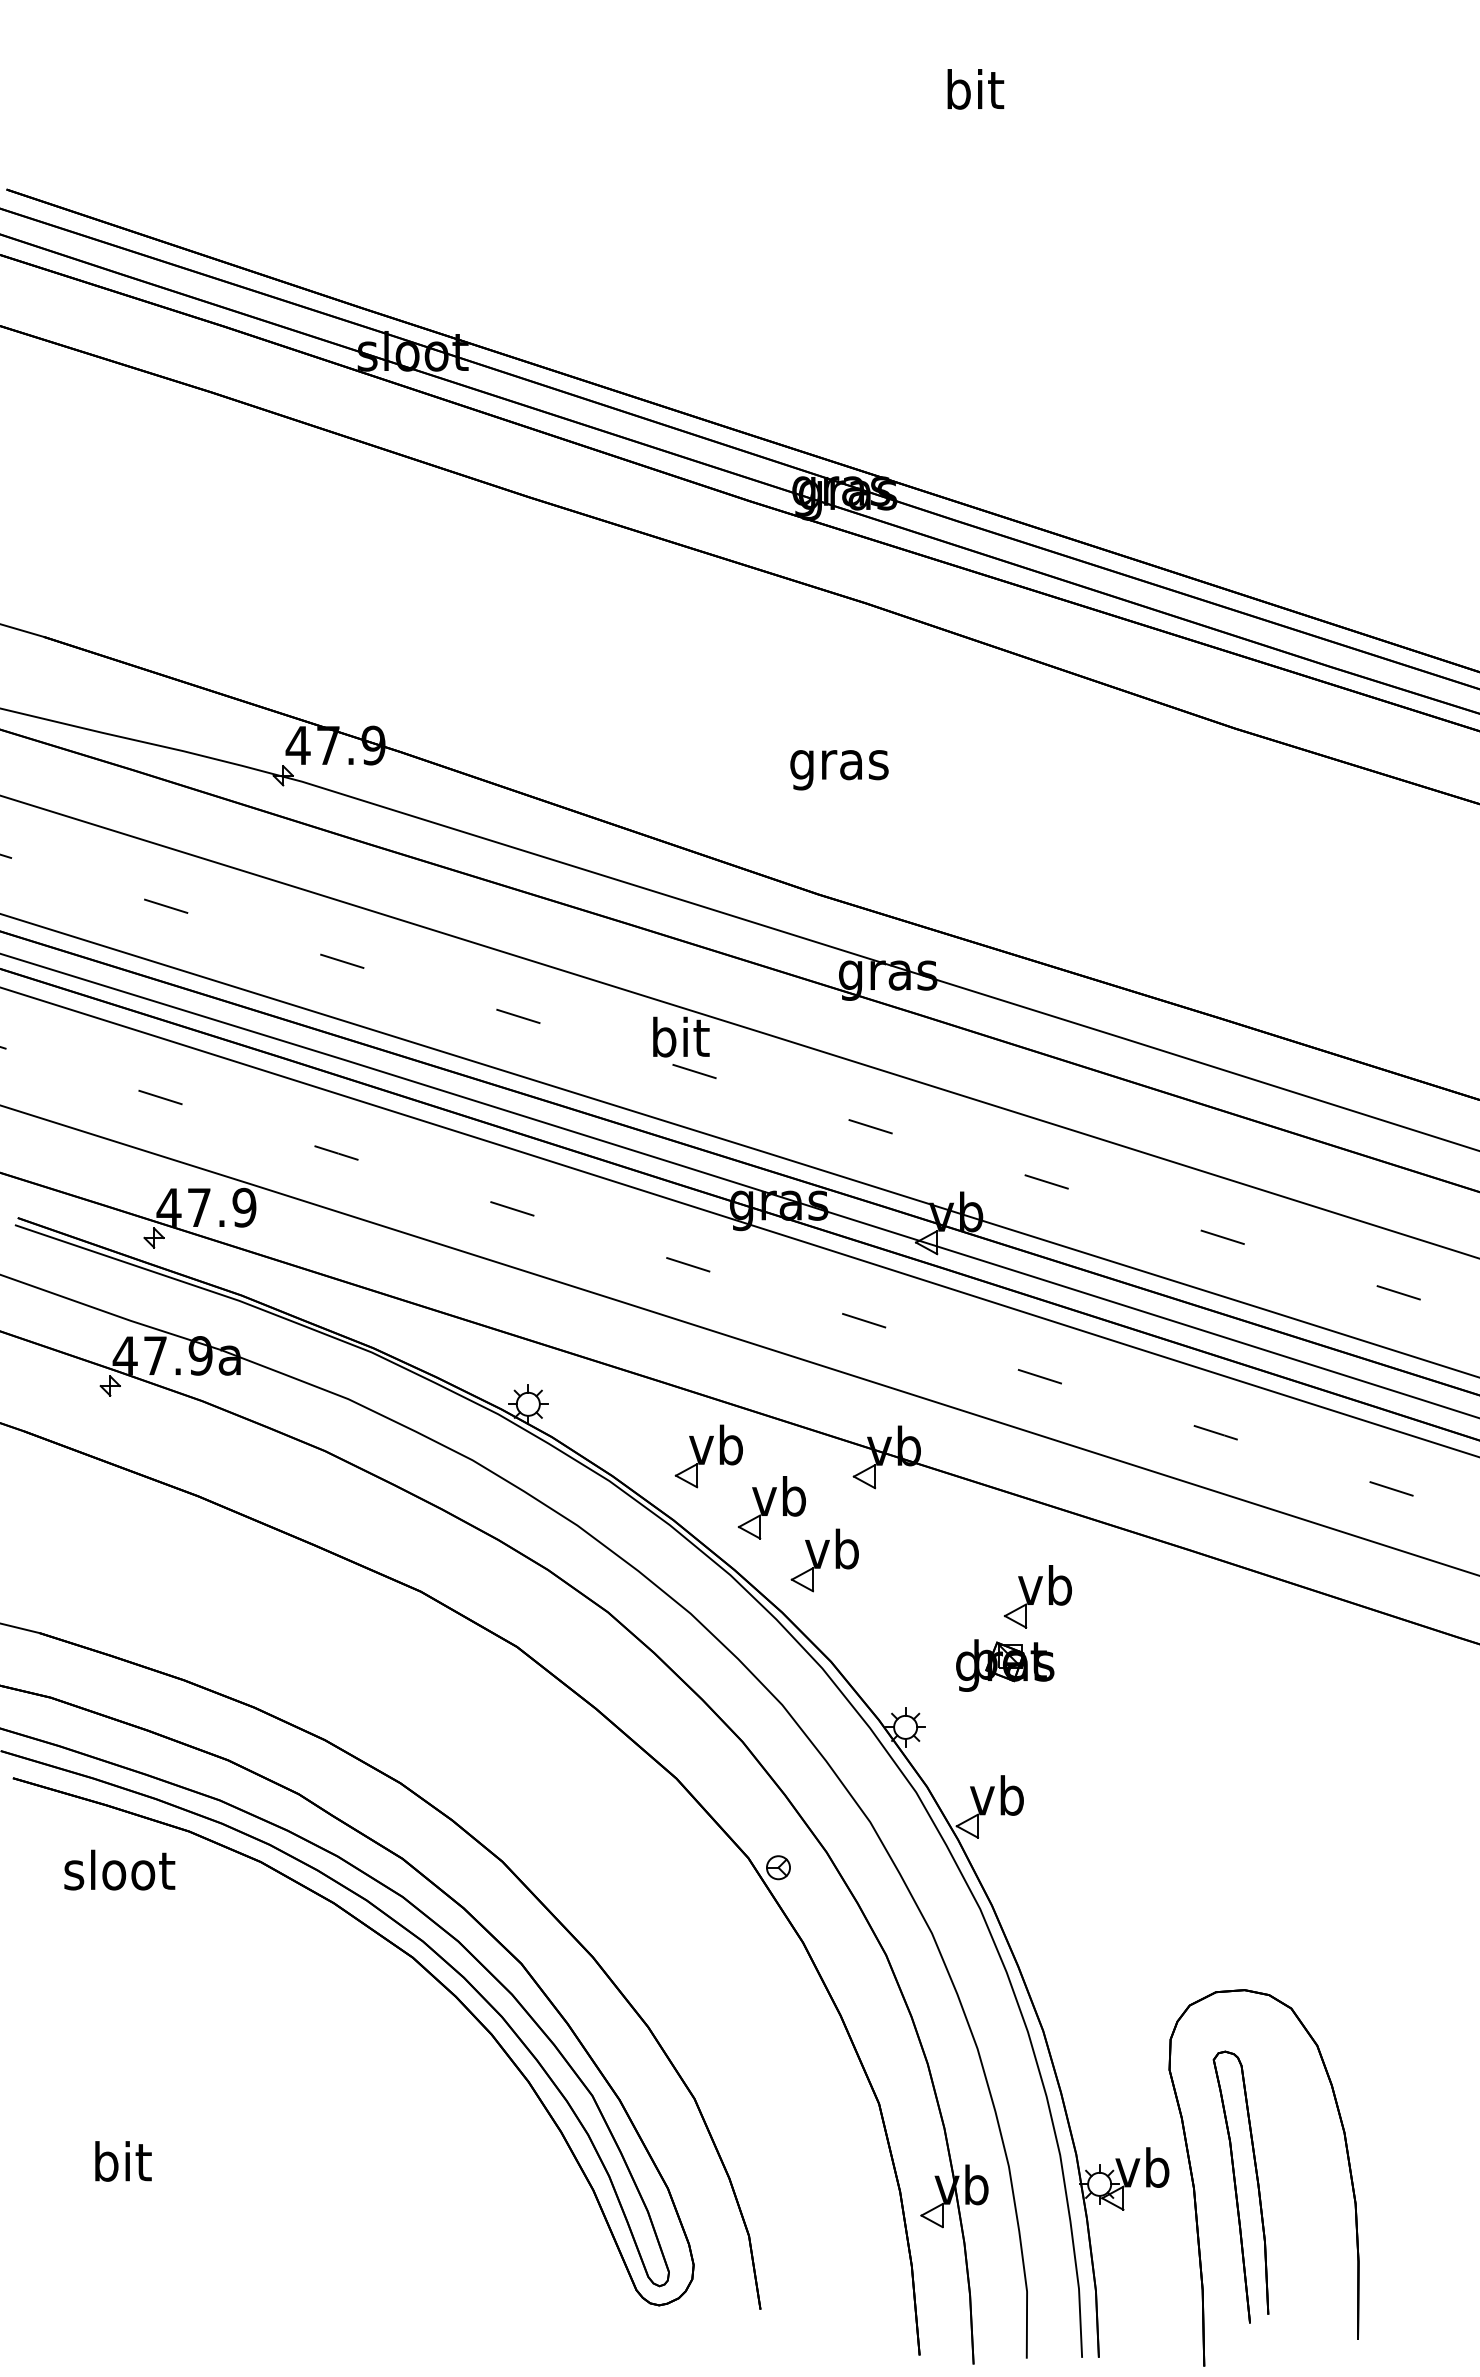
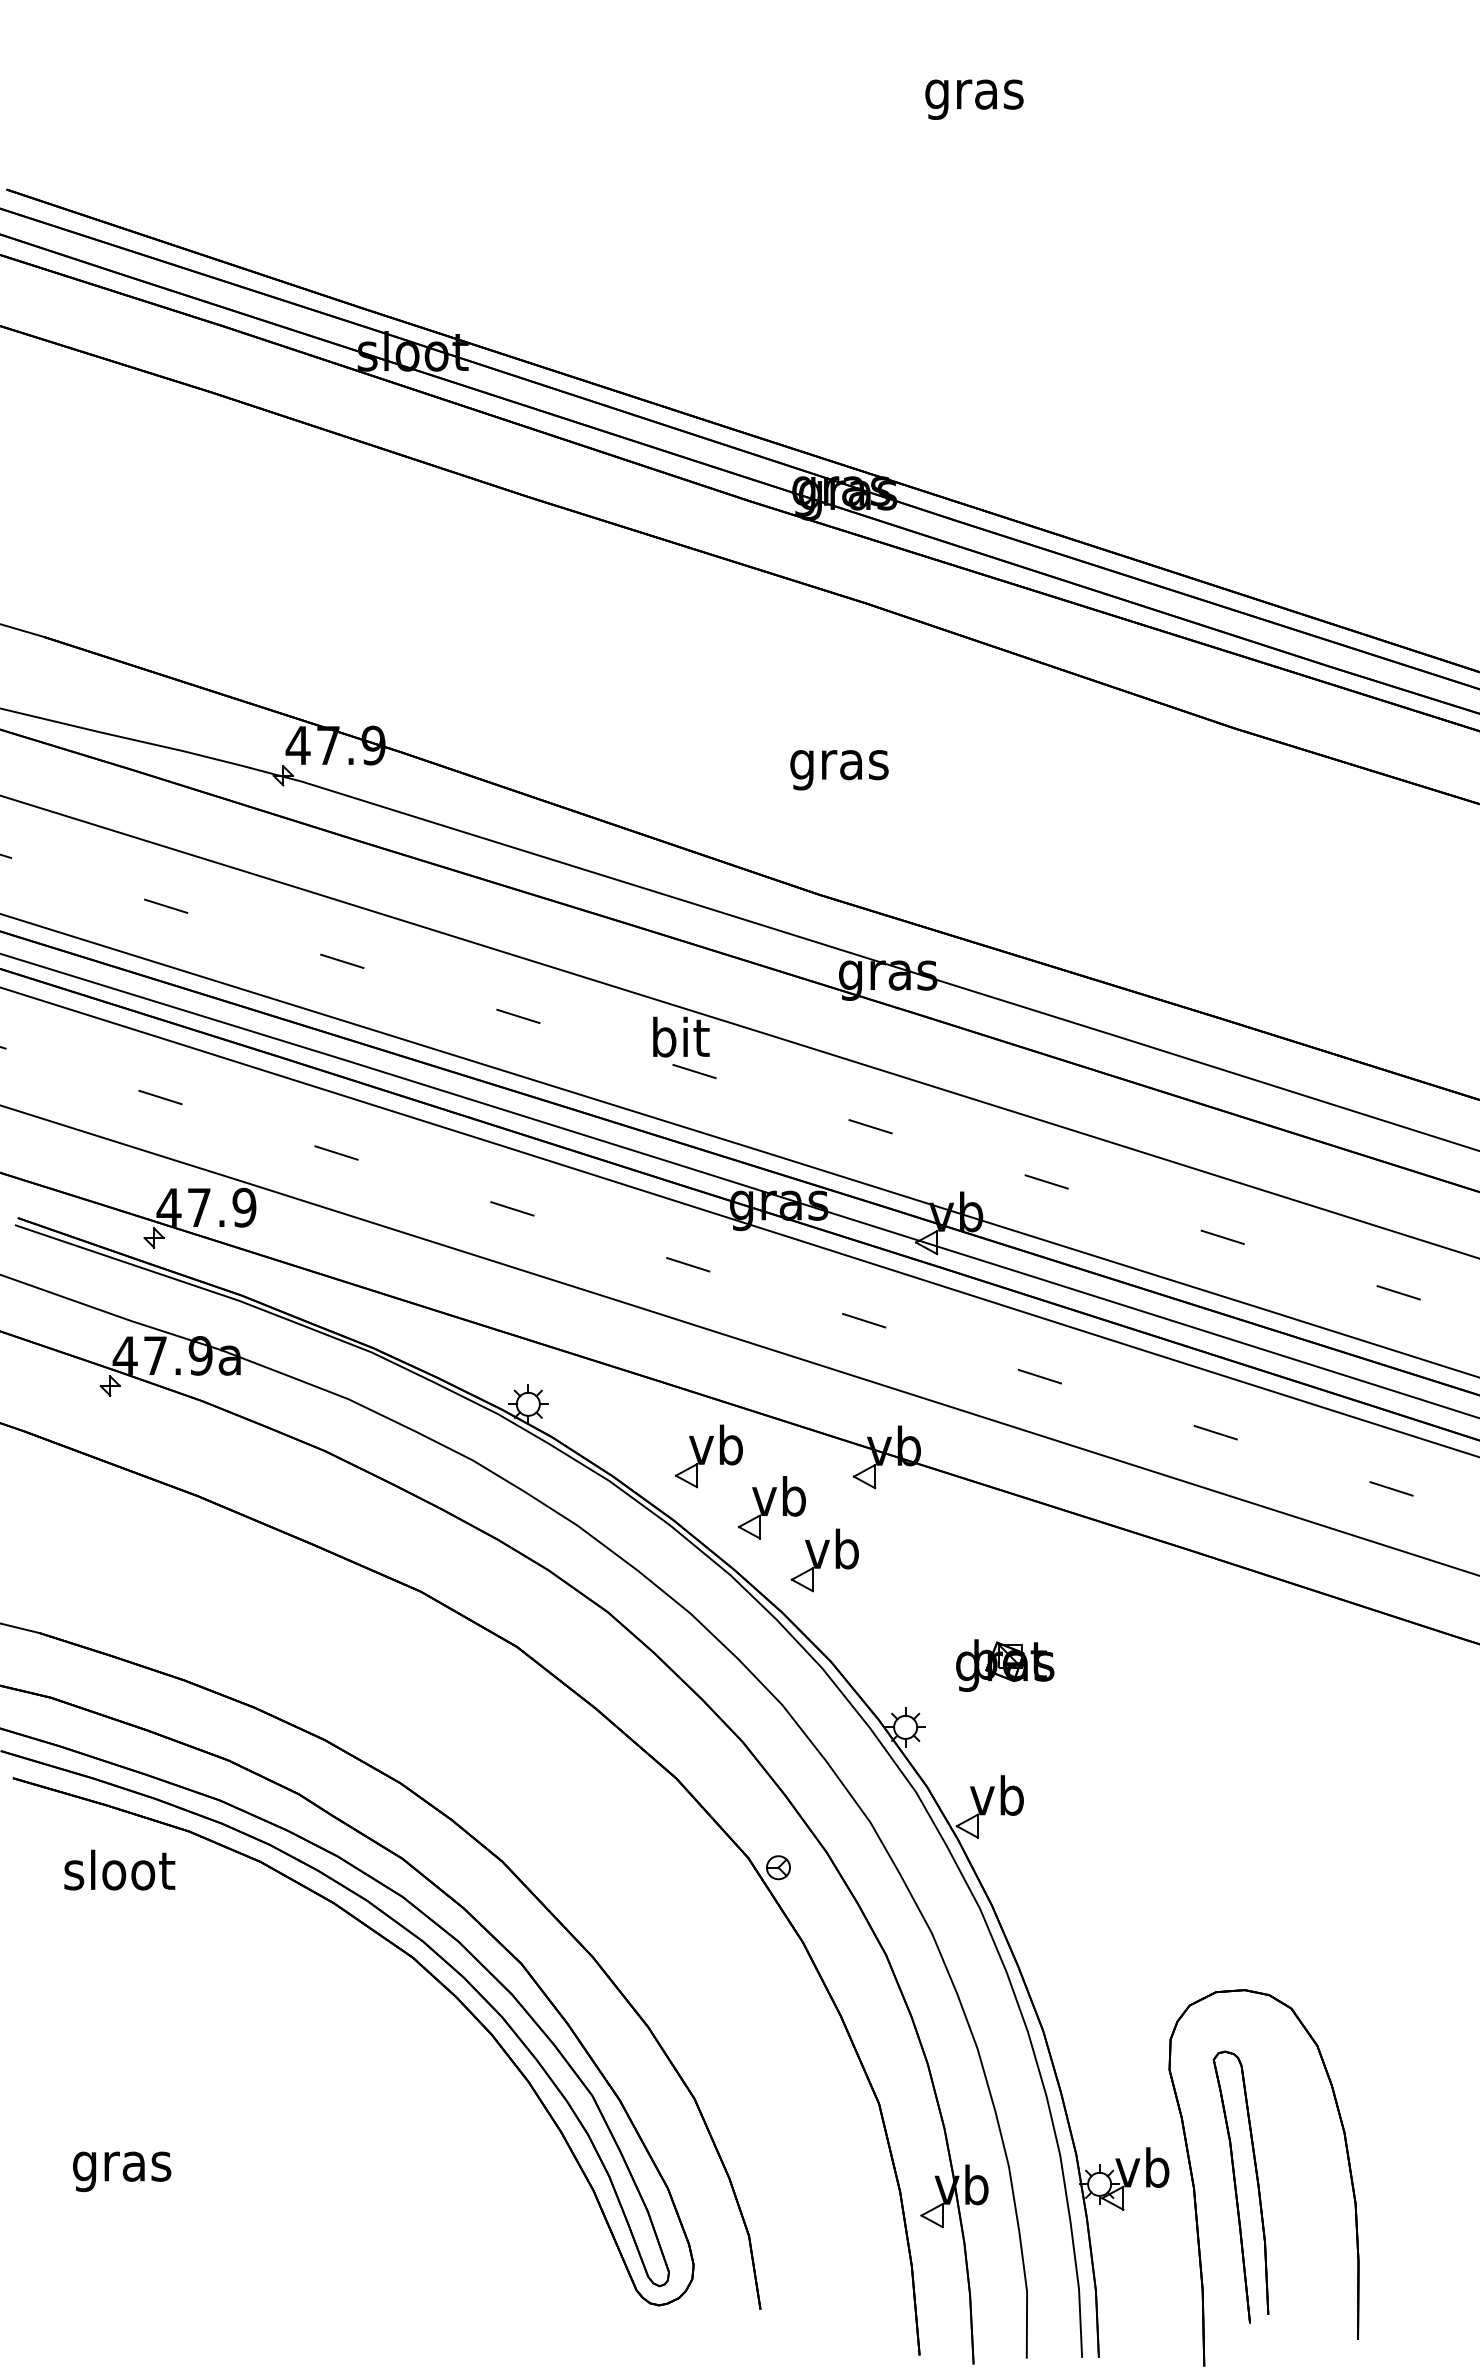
text: bit -> gras (974, 94)
part: present -> none (1037, 1596)
text: bit -> gras (122, 2166)
